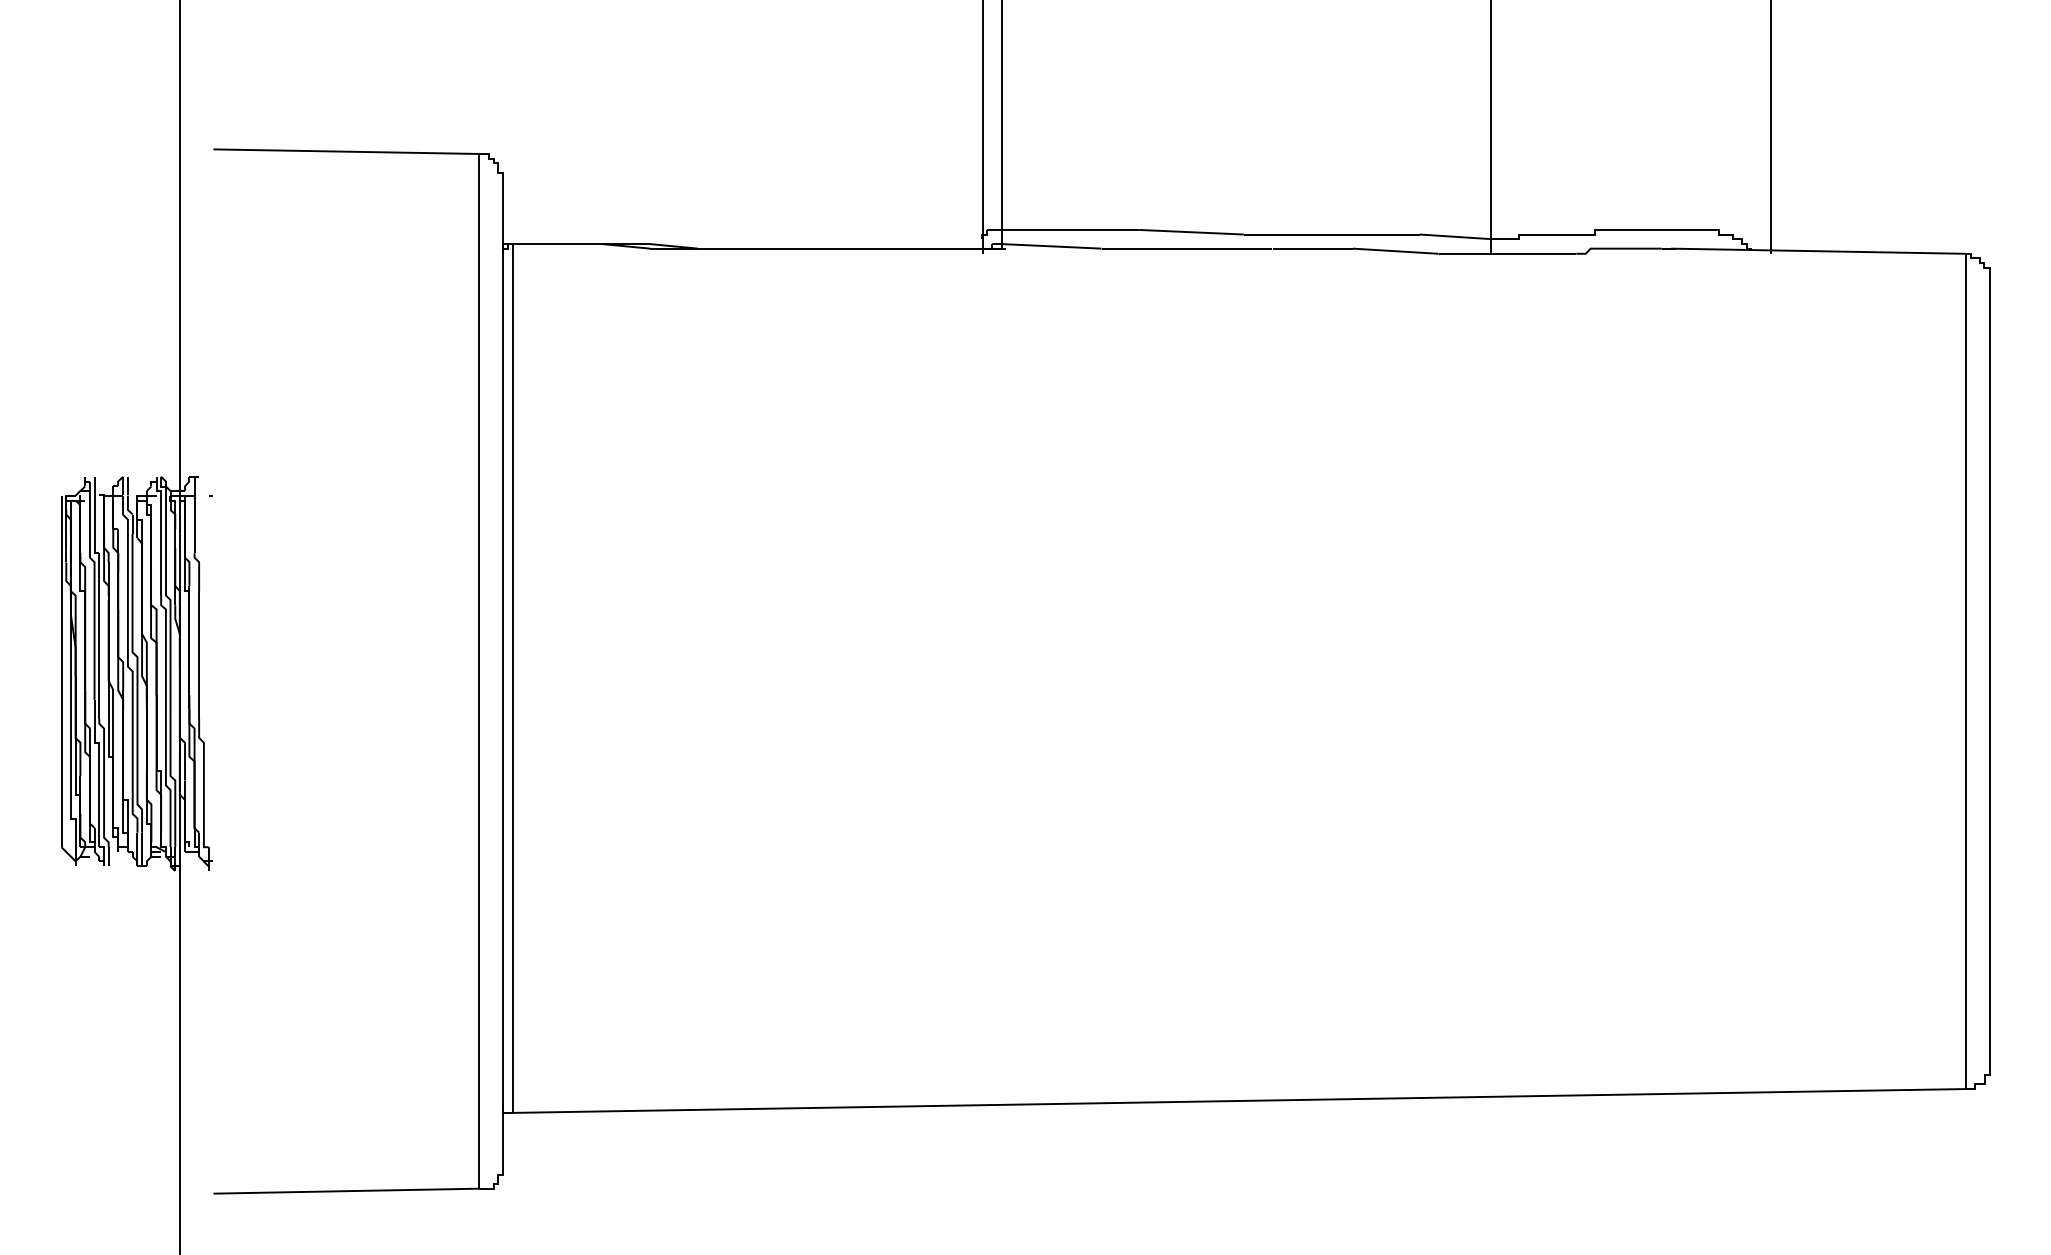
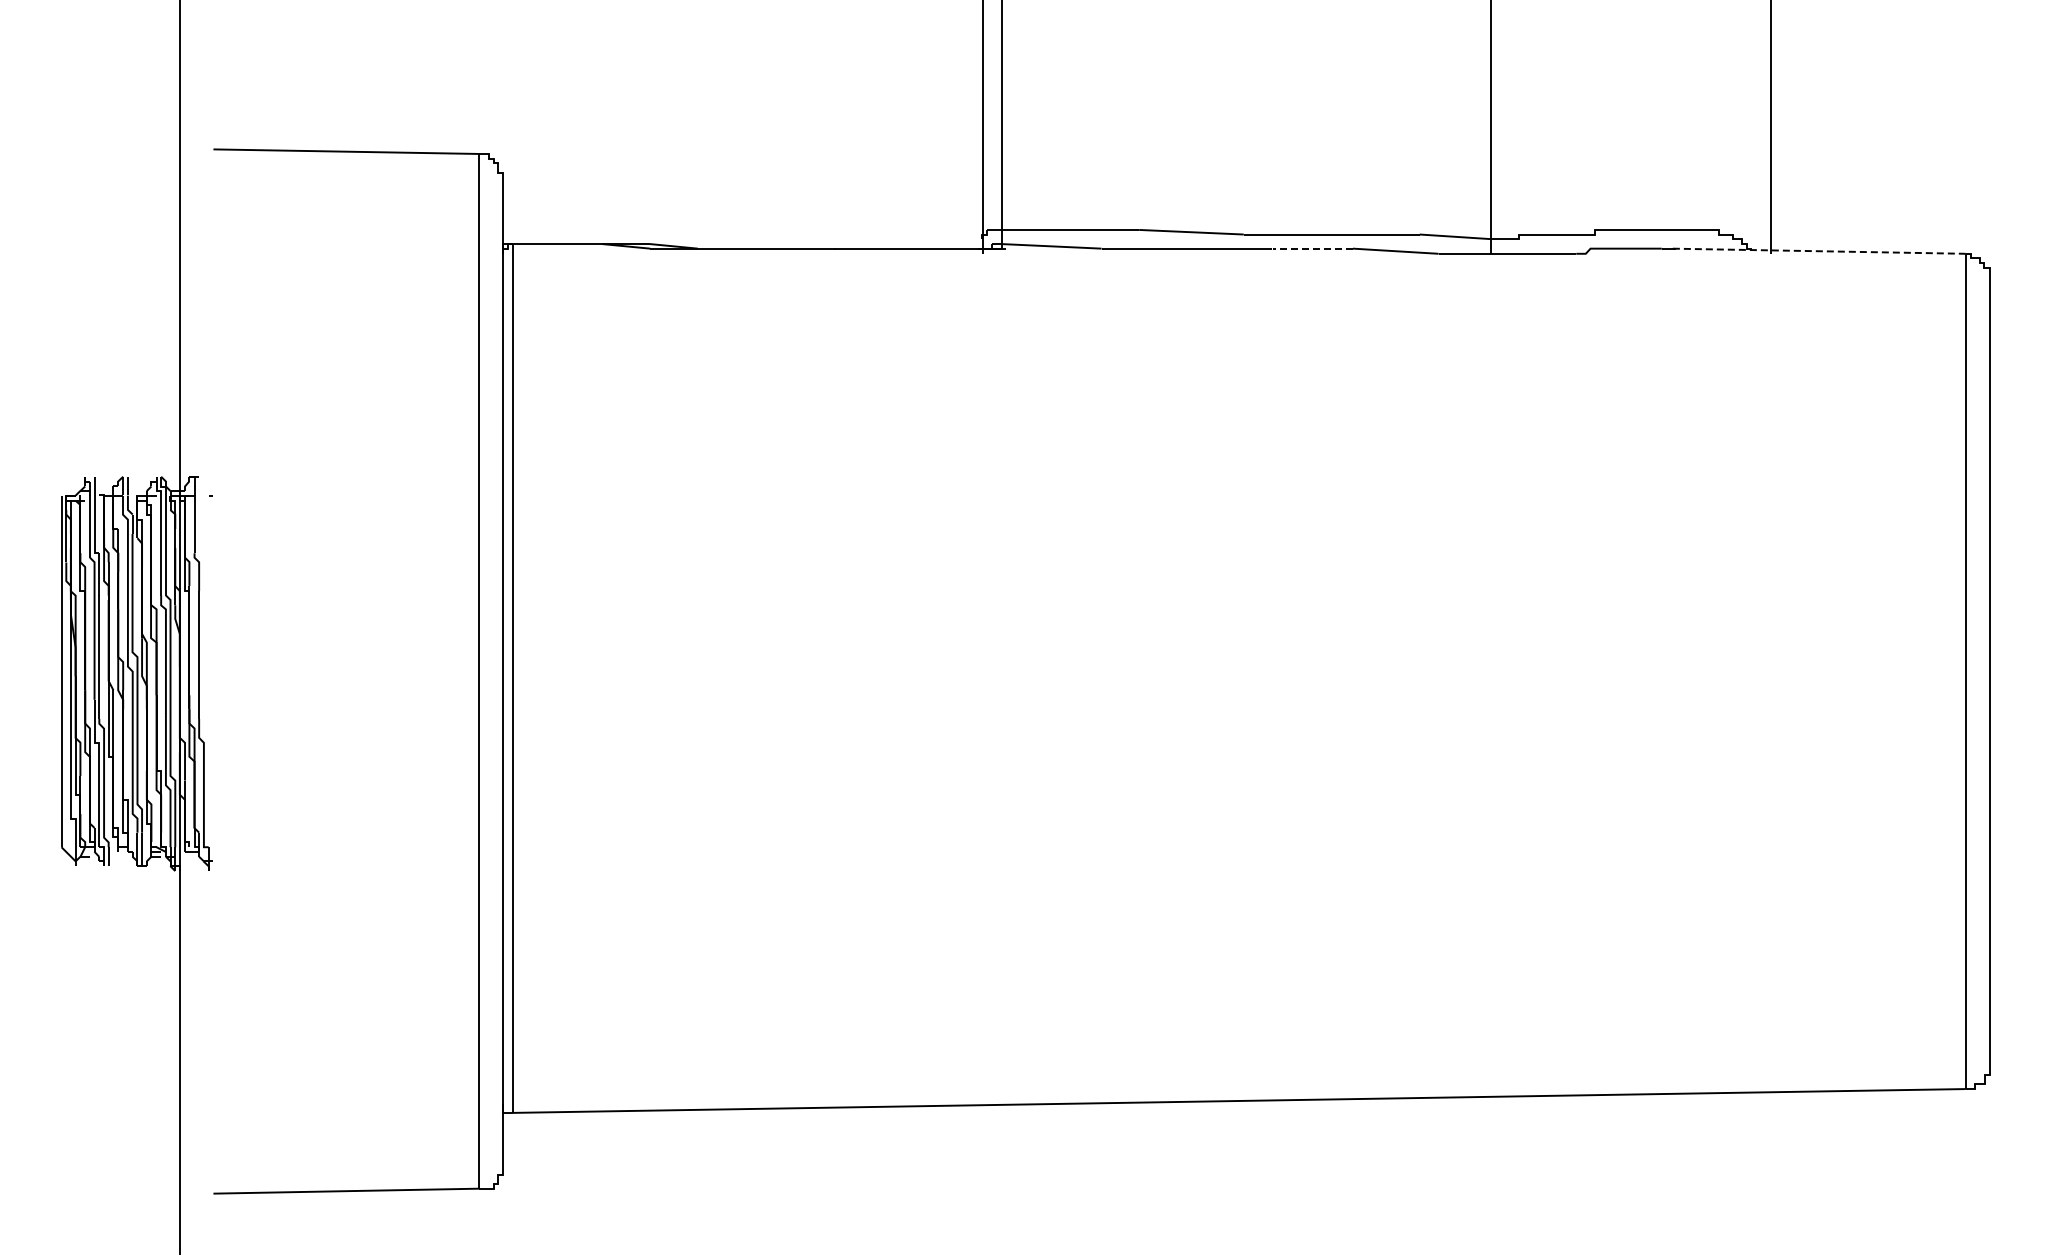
line: solid -> dashed (1312, 248)
line: solid -> dashed (1818, 251)
